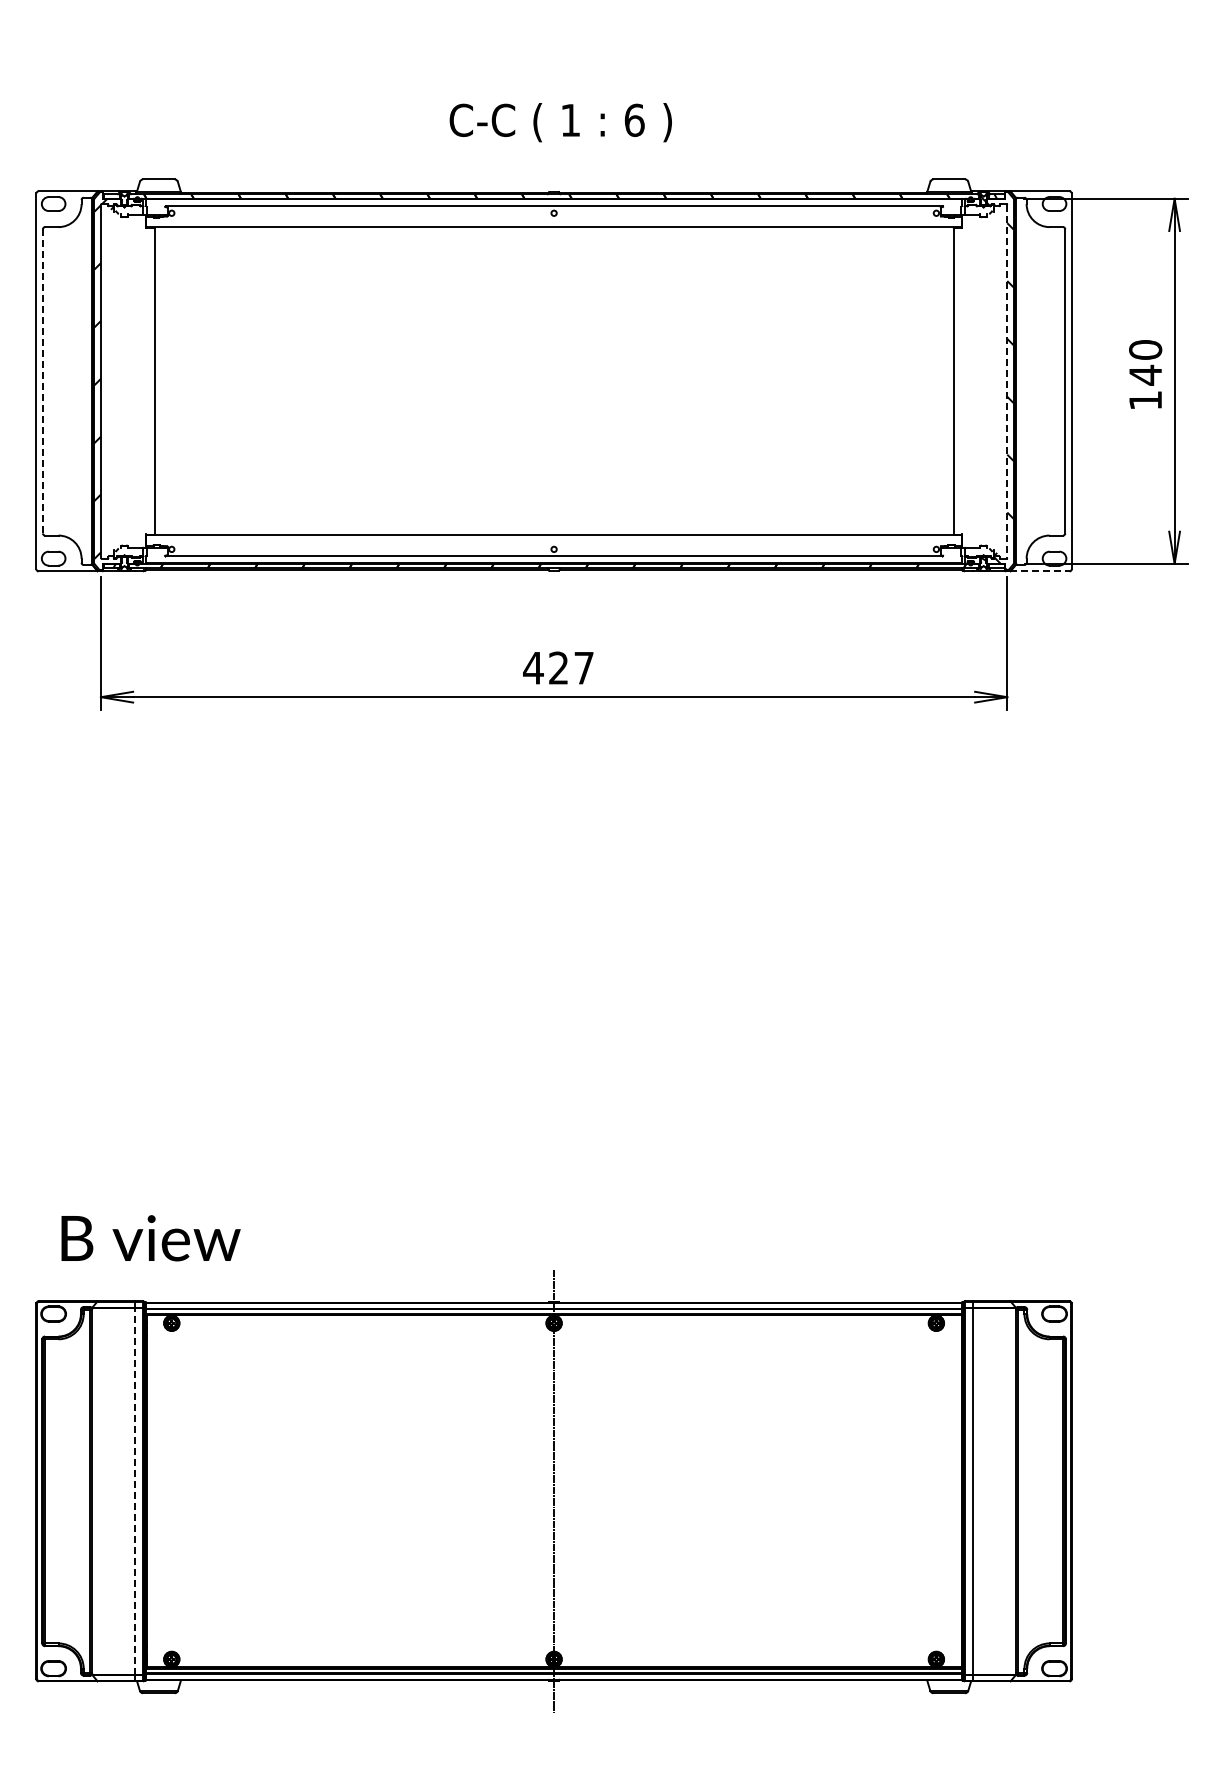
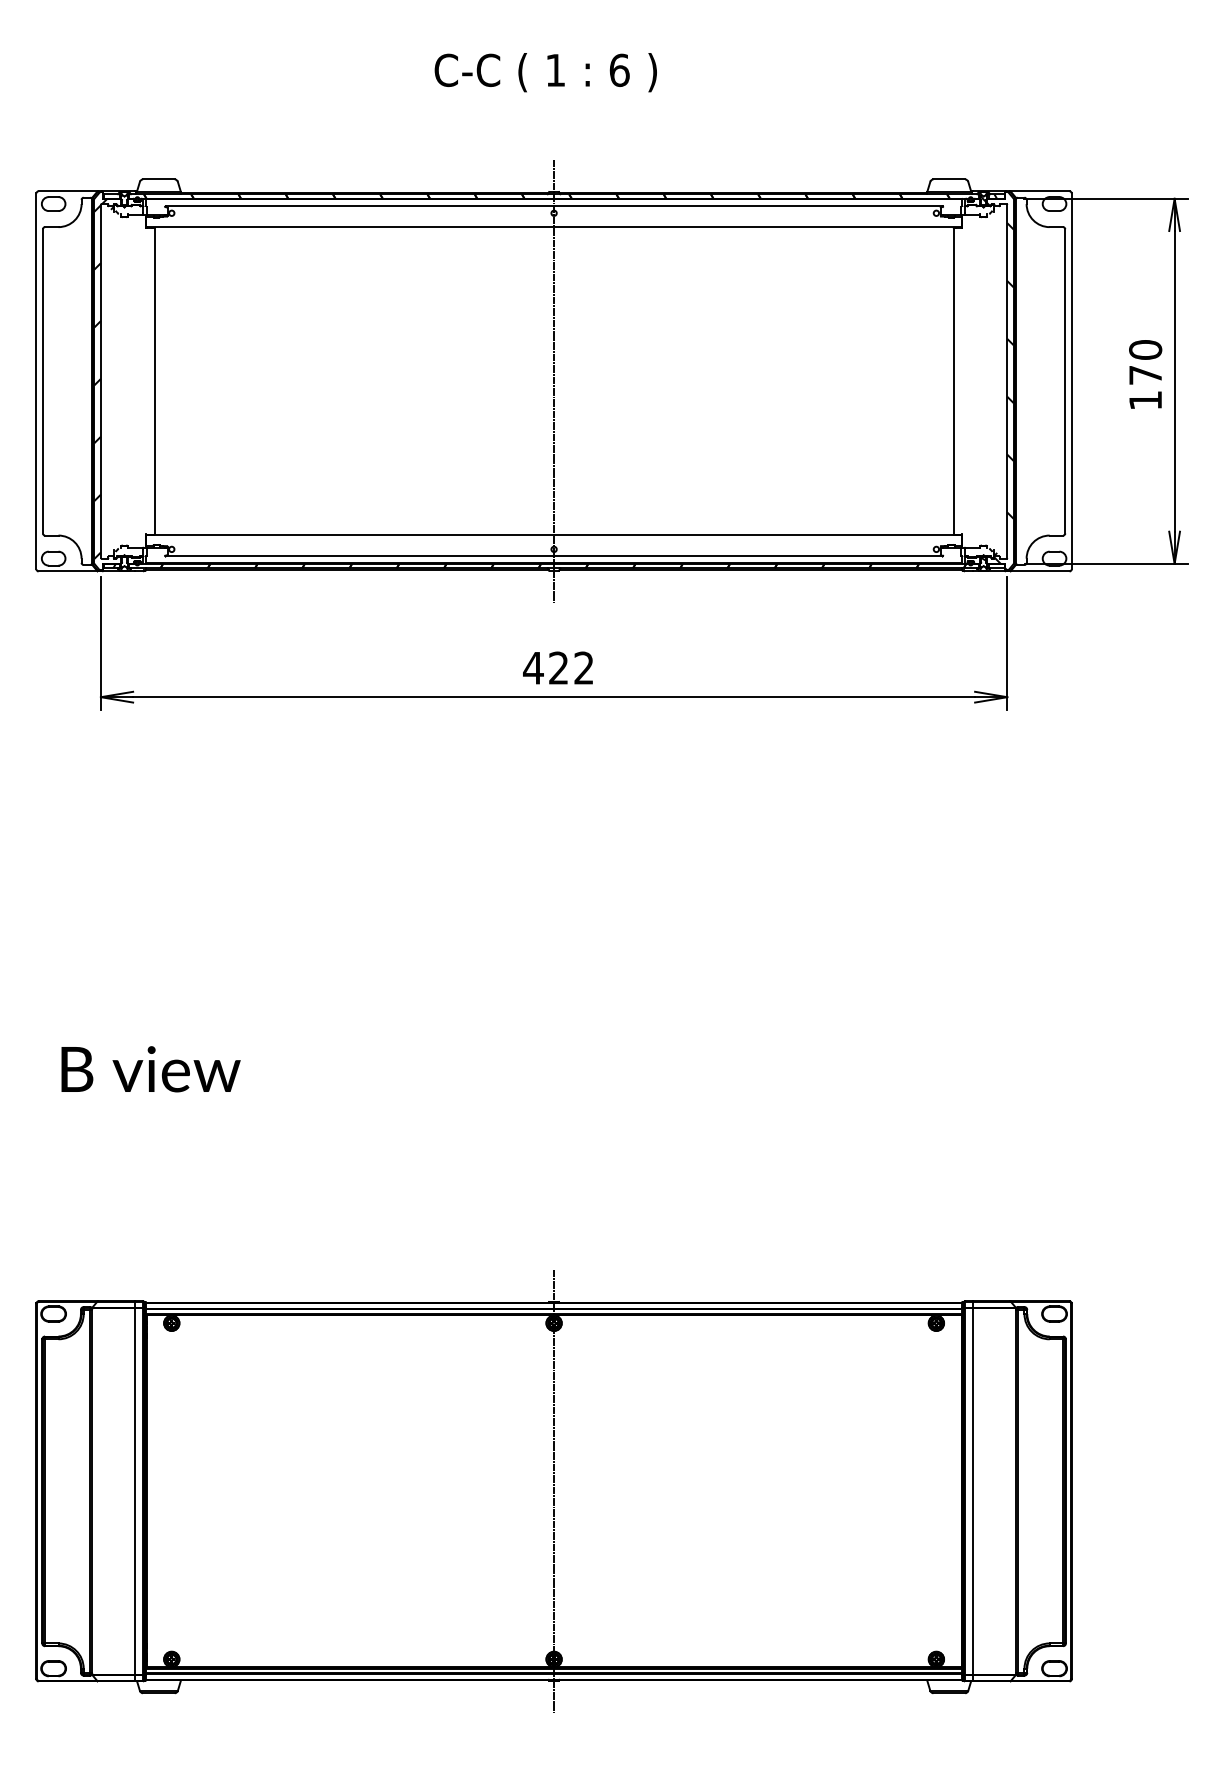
text position: (560, 122) -> (545, 72) (545, 72)
text: 140 -> 170 (1145, 374)
line: dashed -> solid (42, 380)
line: none -> present (554, 381)
line: dashed -> solid (1007, 381)
line: dashed -> solid (1039, 571)
text: 427 -> 422 (583, 667)
text position: (150, 1238) -> (150, 1069) (150, 1069)
line: dashed -> solid (135, 1490)
